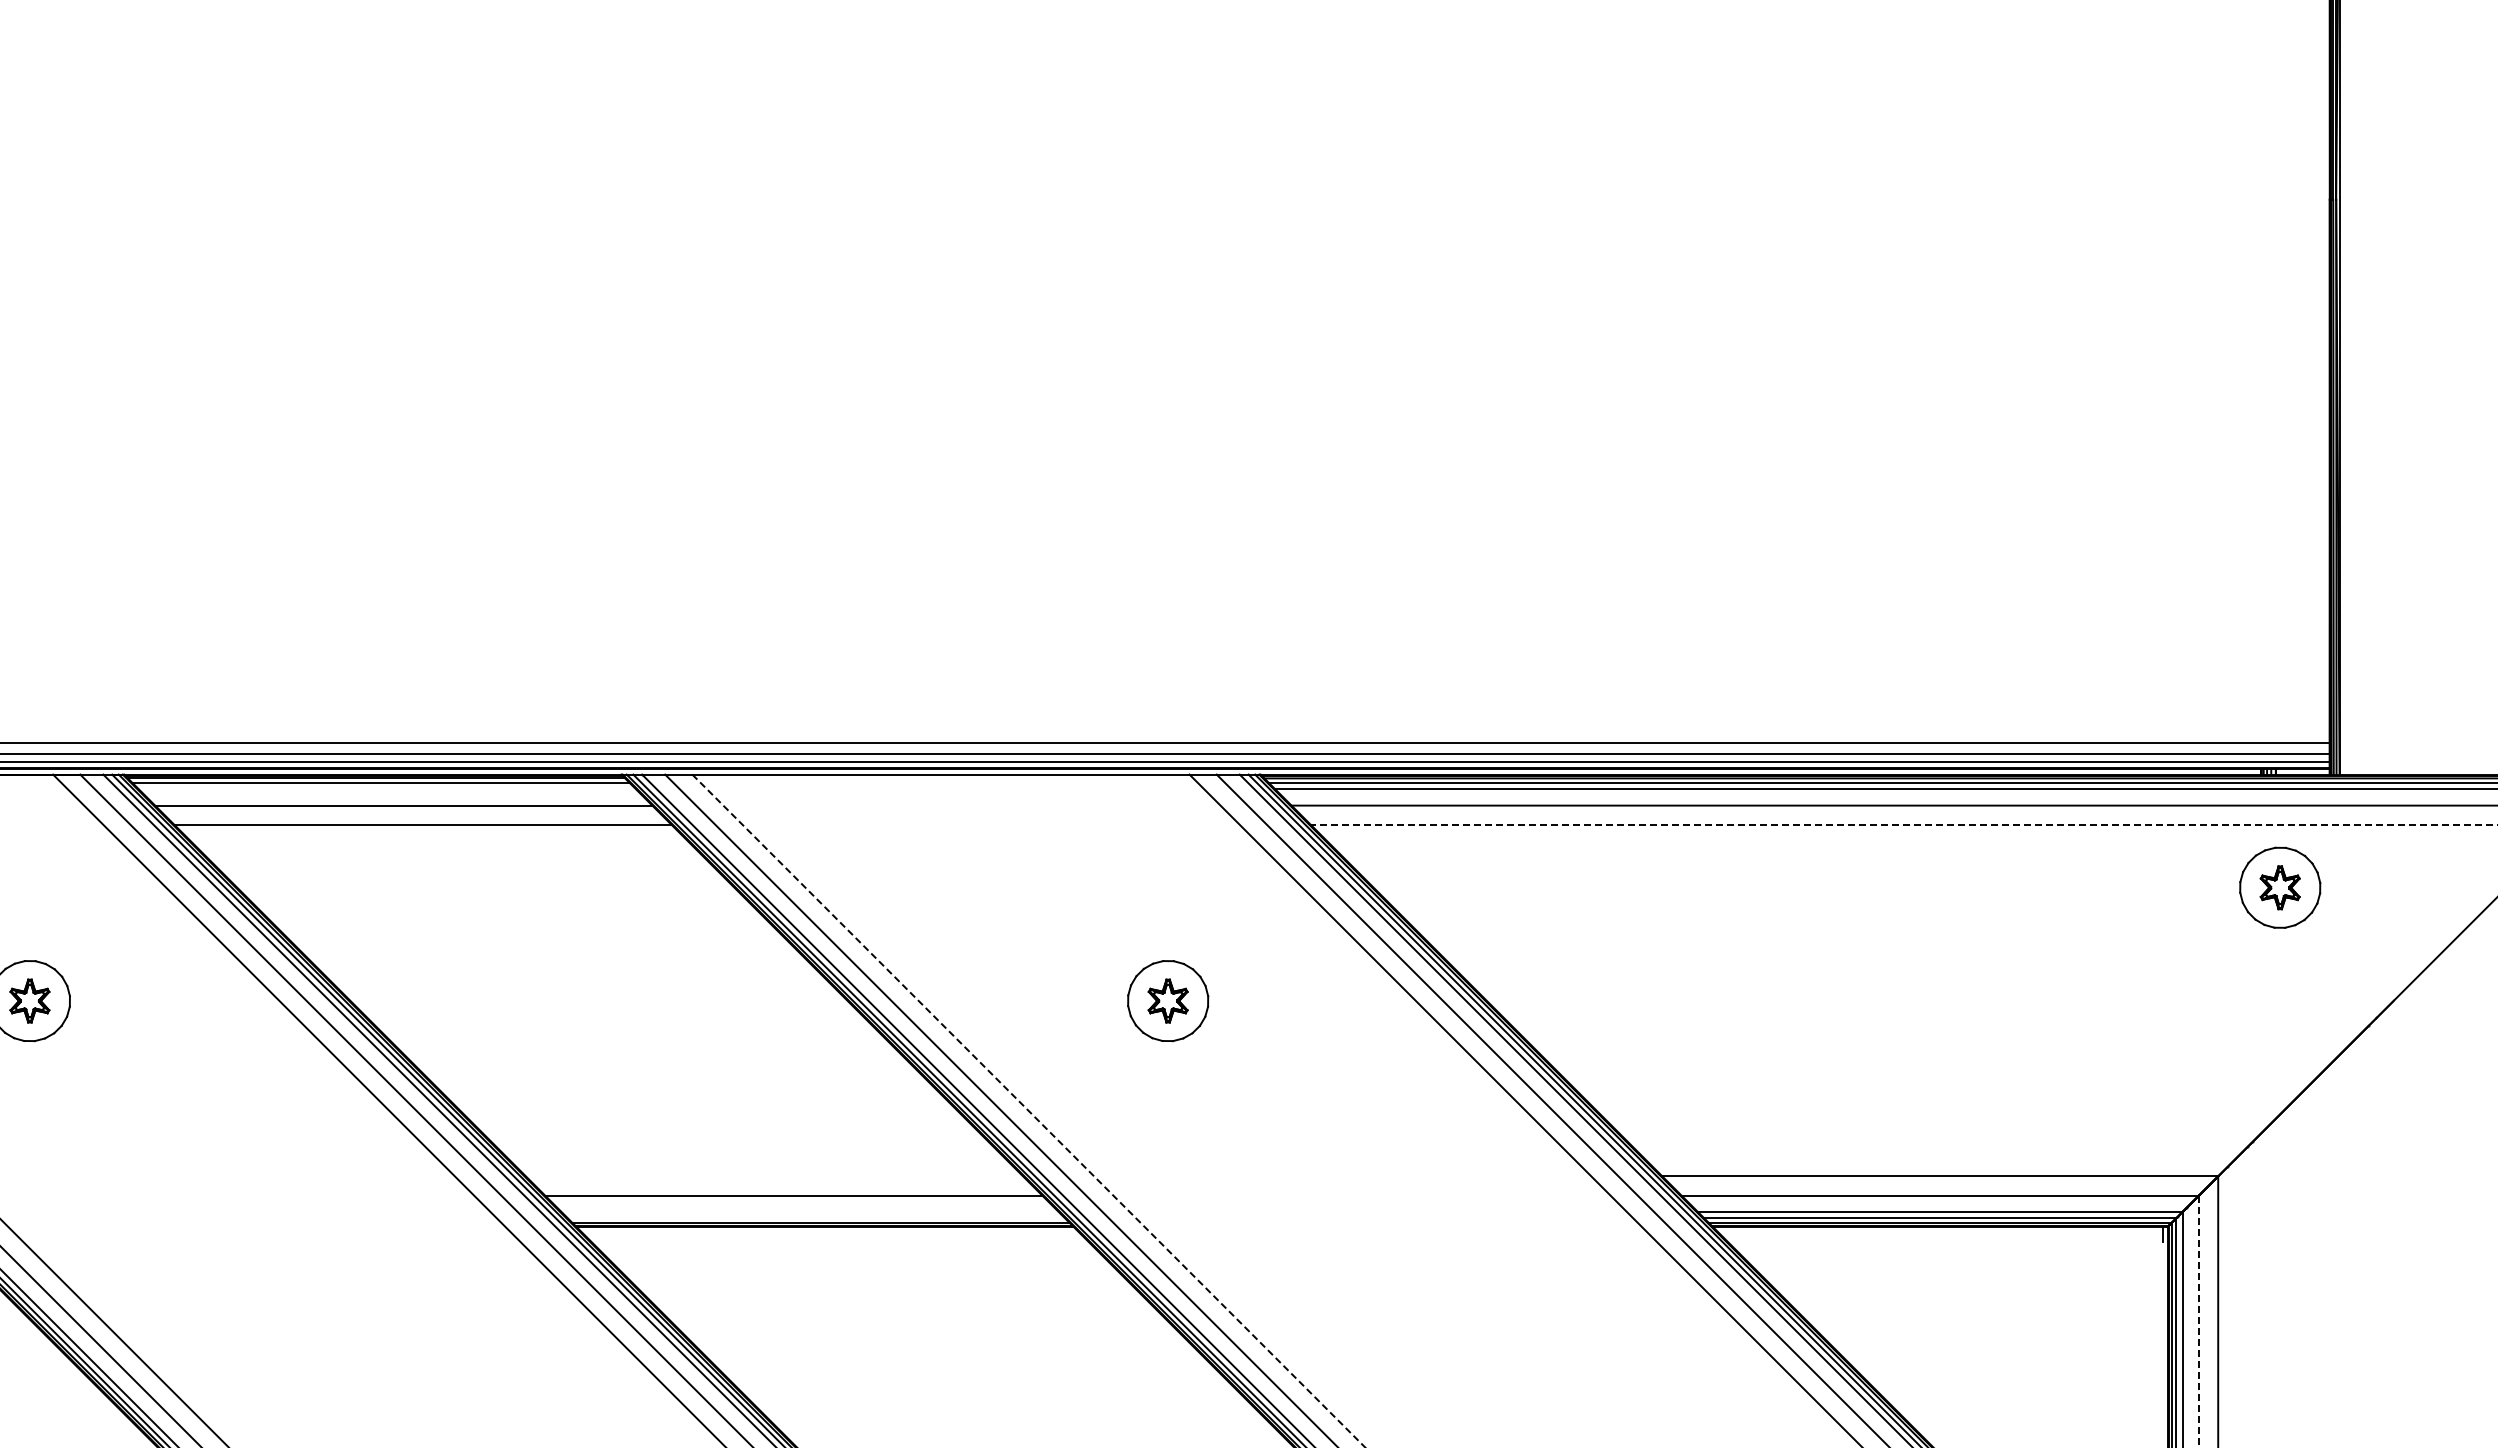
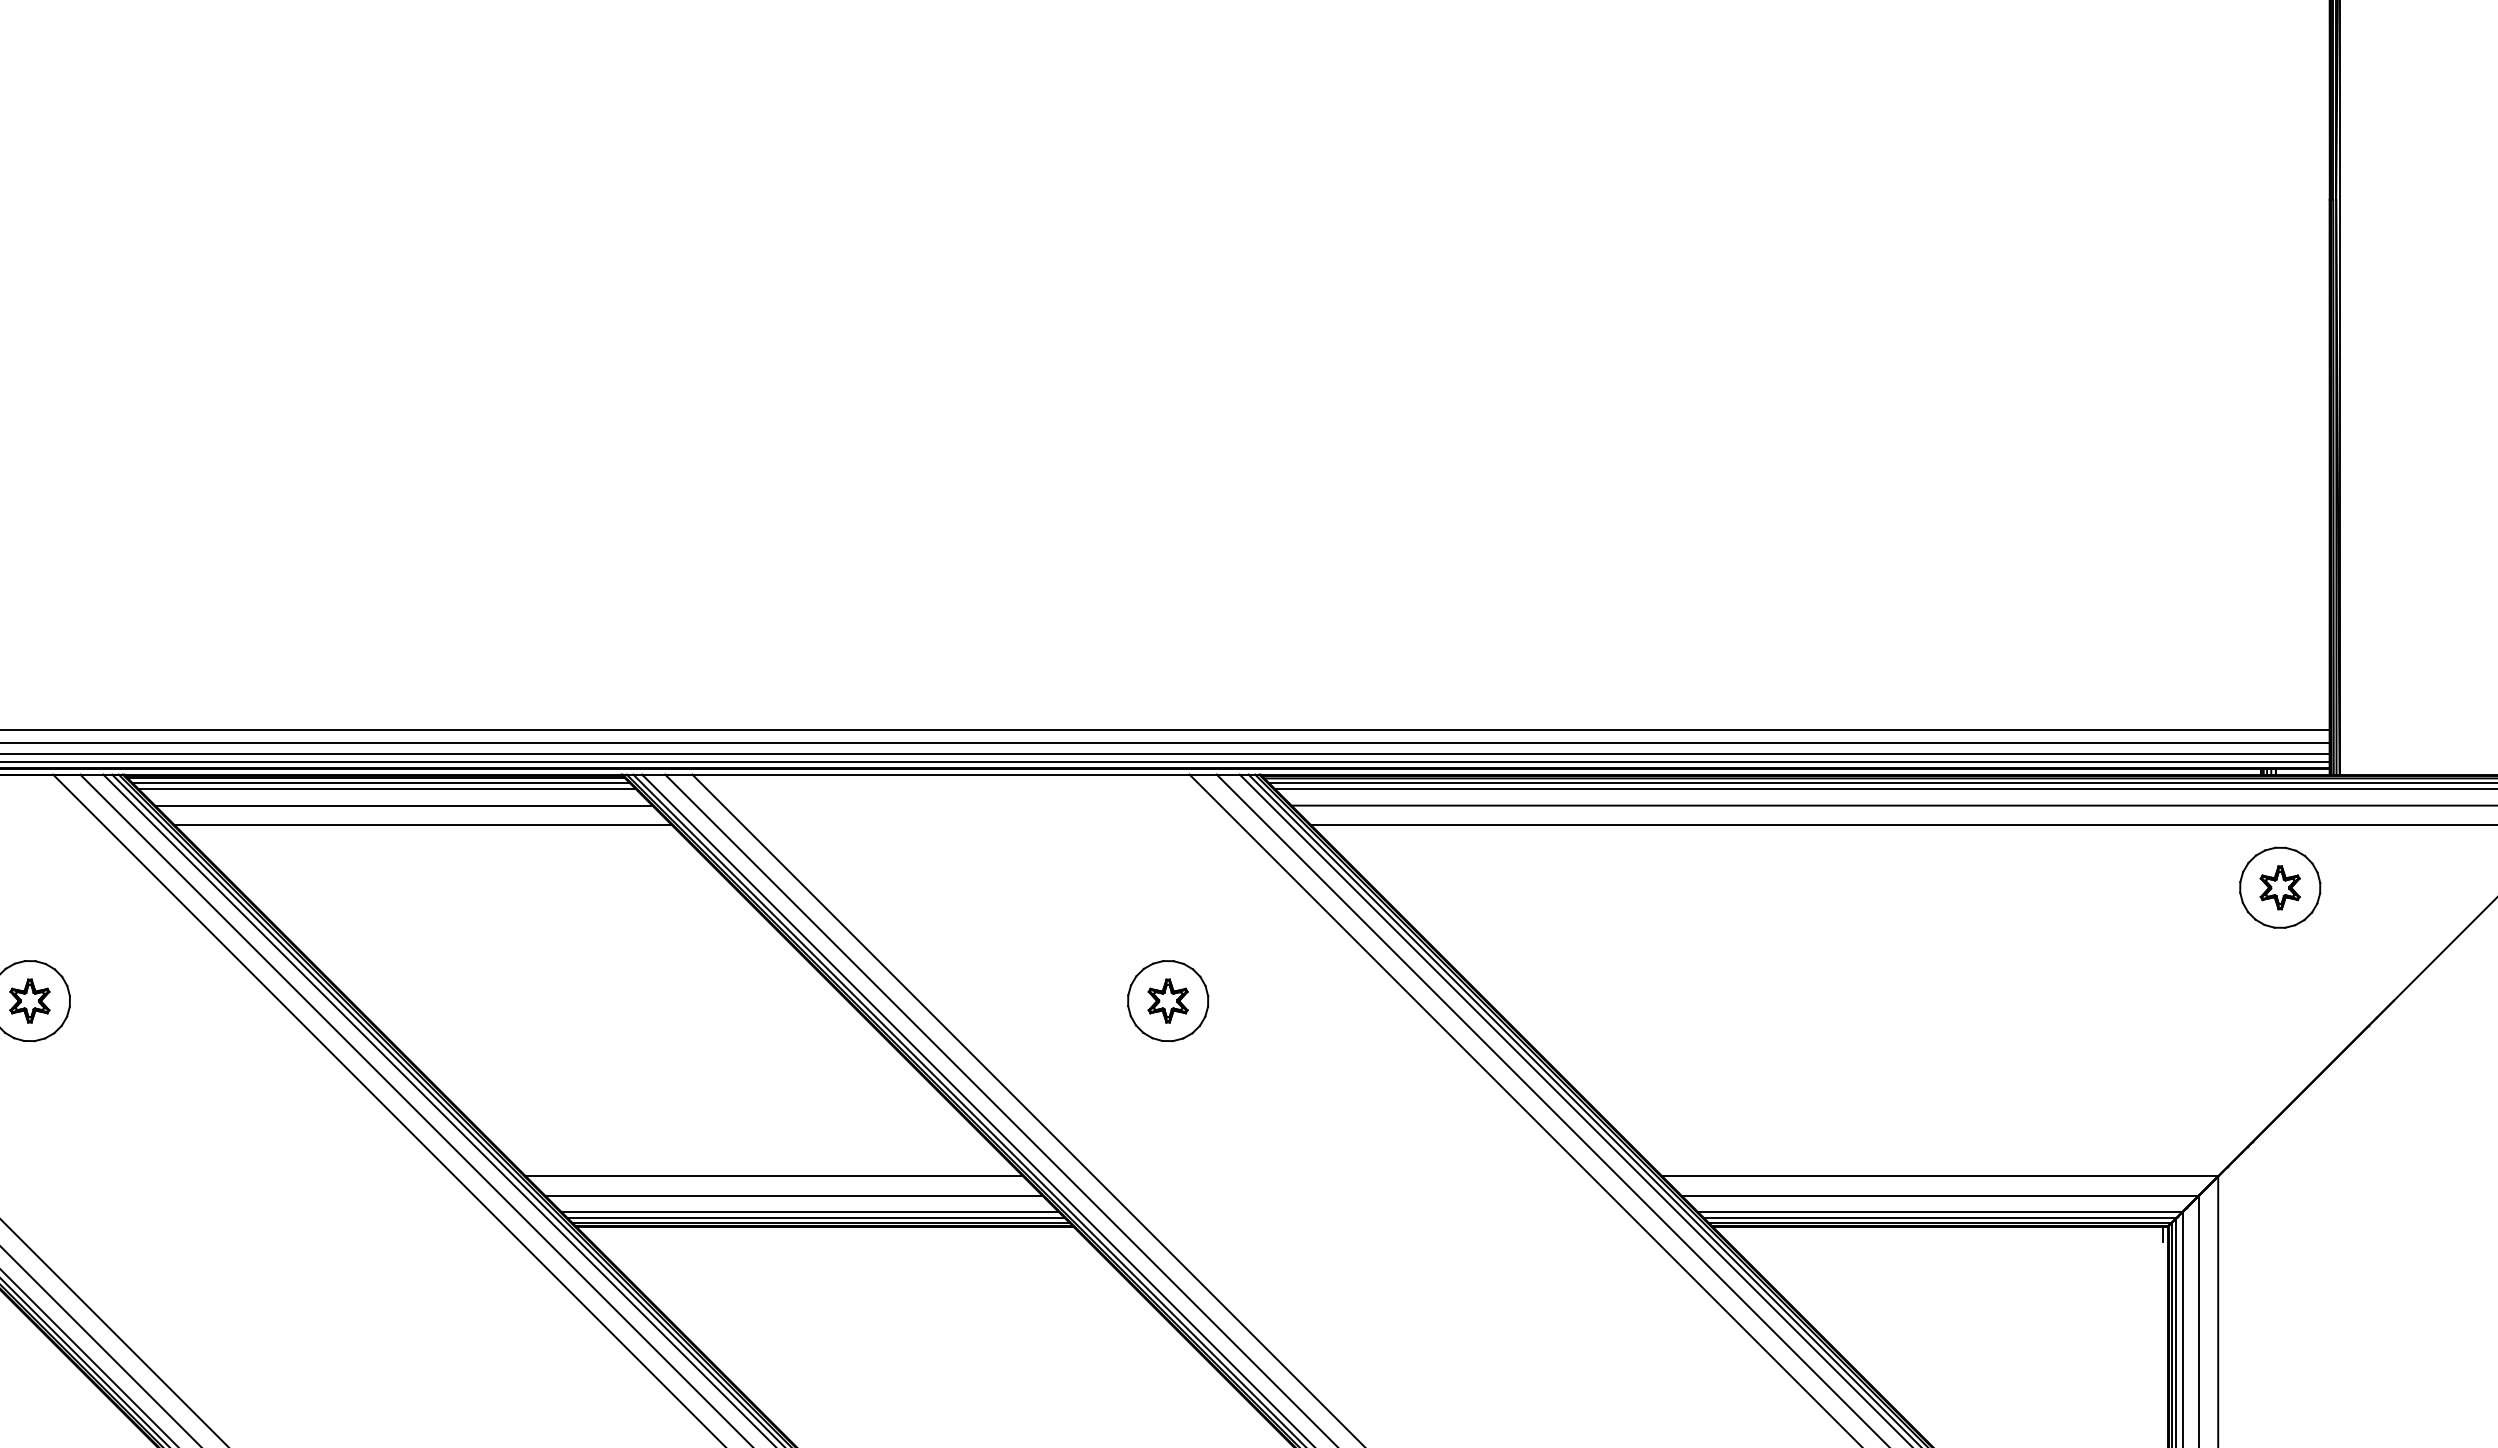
line: none -> present (1165, 730)
line: none -> present (387, 789)
line: dashed -> solid (1903, 824)
line: dashed -> solid (1028, 1111)
line: none -> present (774, 1176)
line: none -> present (809, 1211)
line: none -> present (815, 1218)
line: dashed -> solid (2198, 1321)
